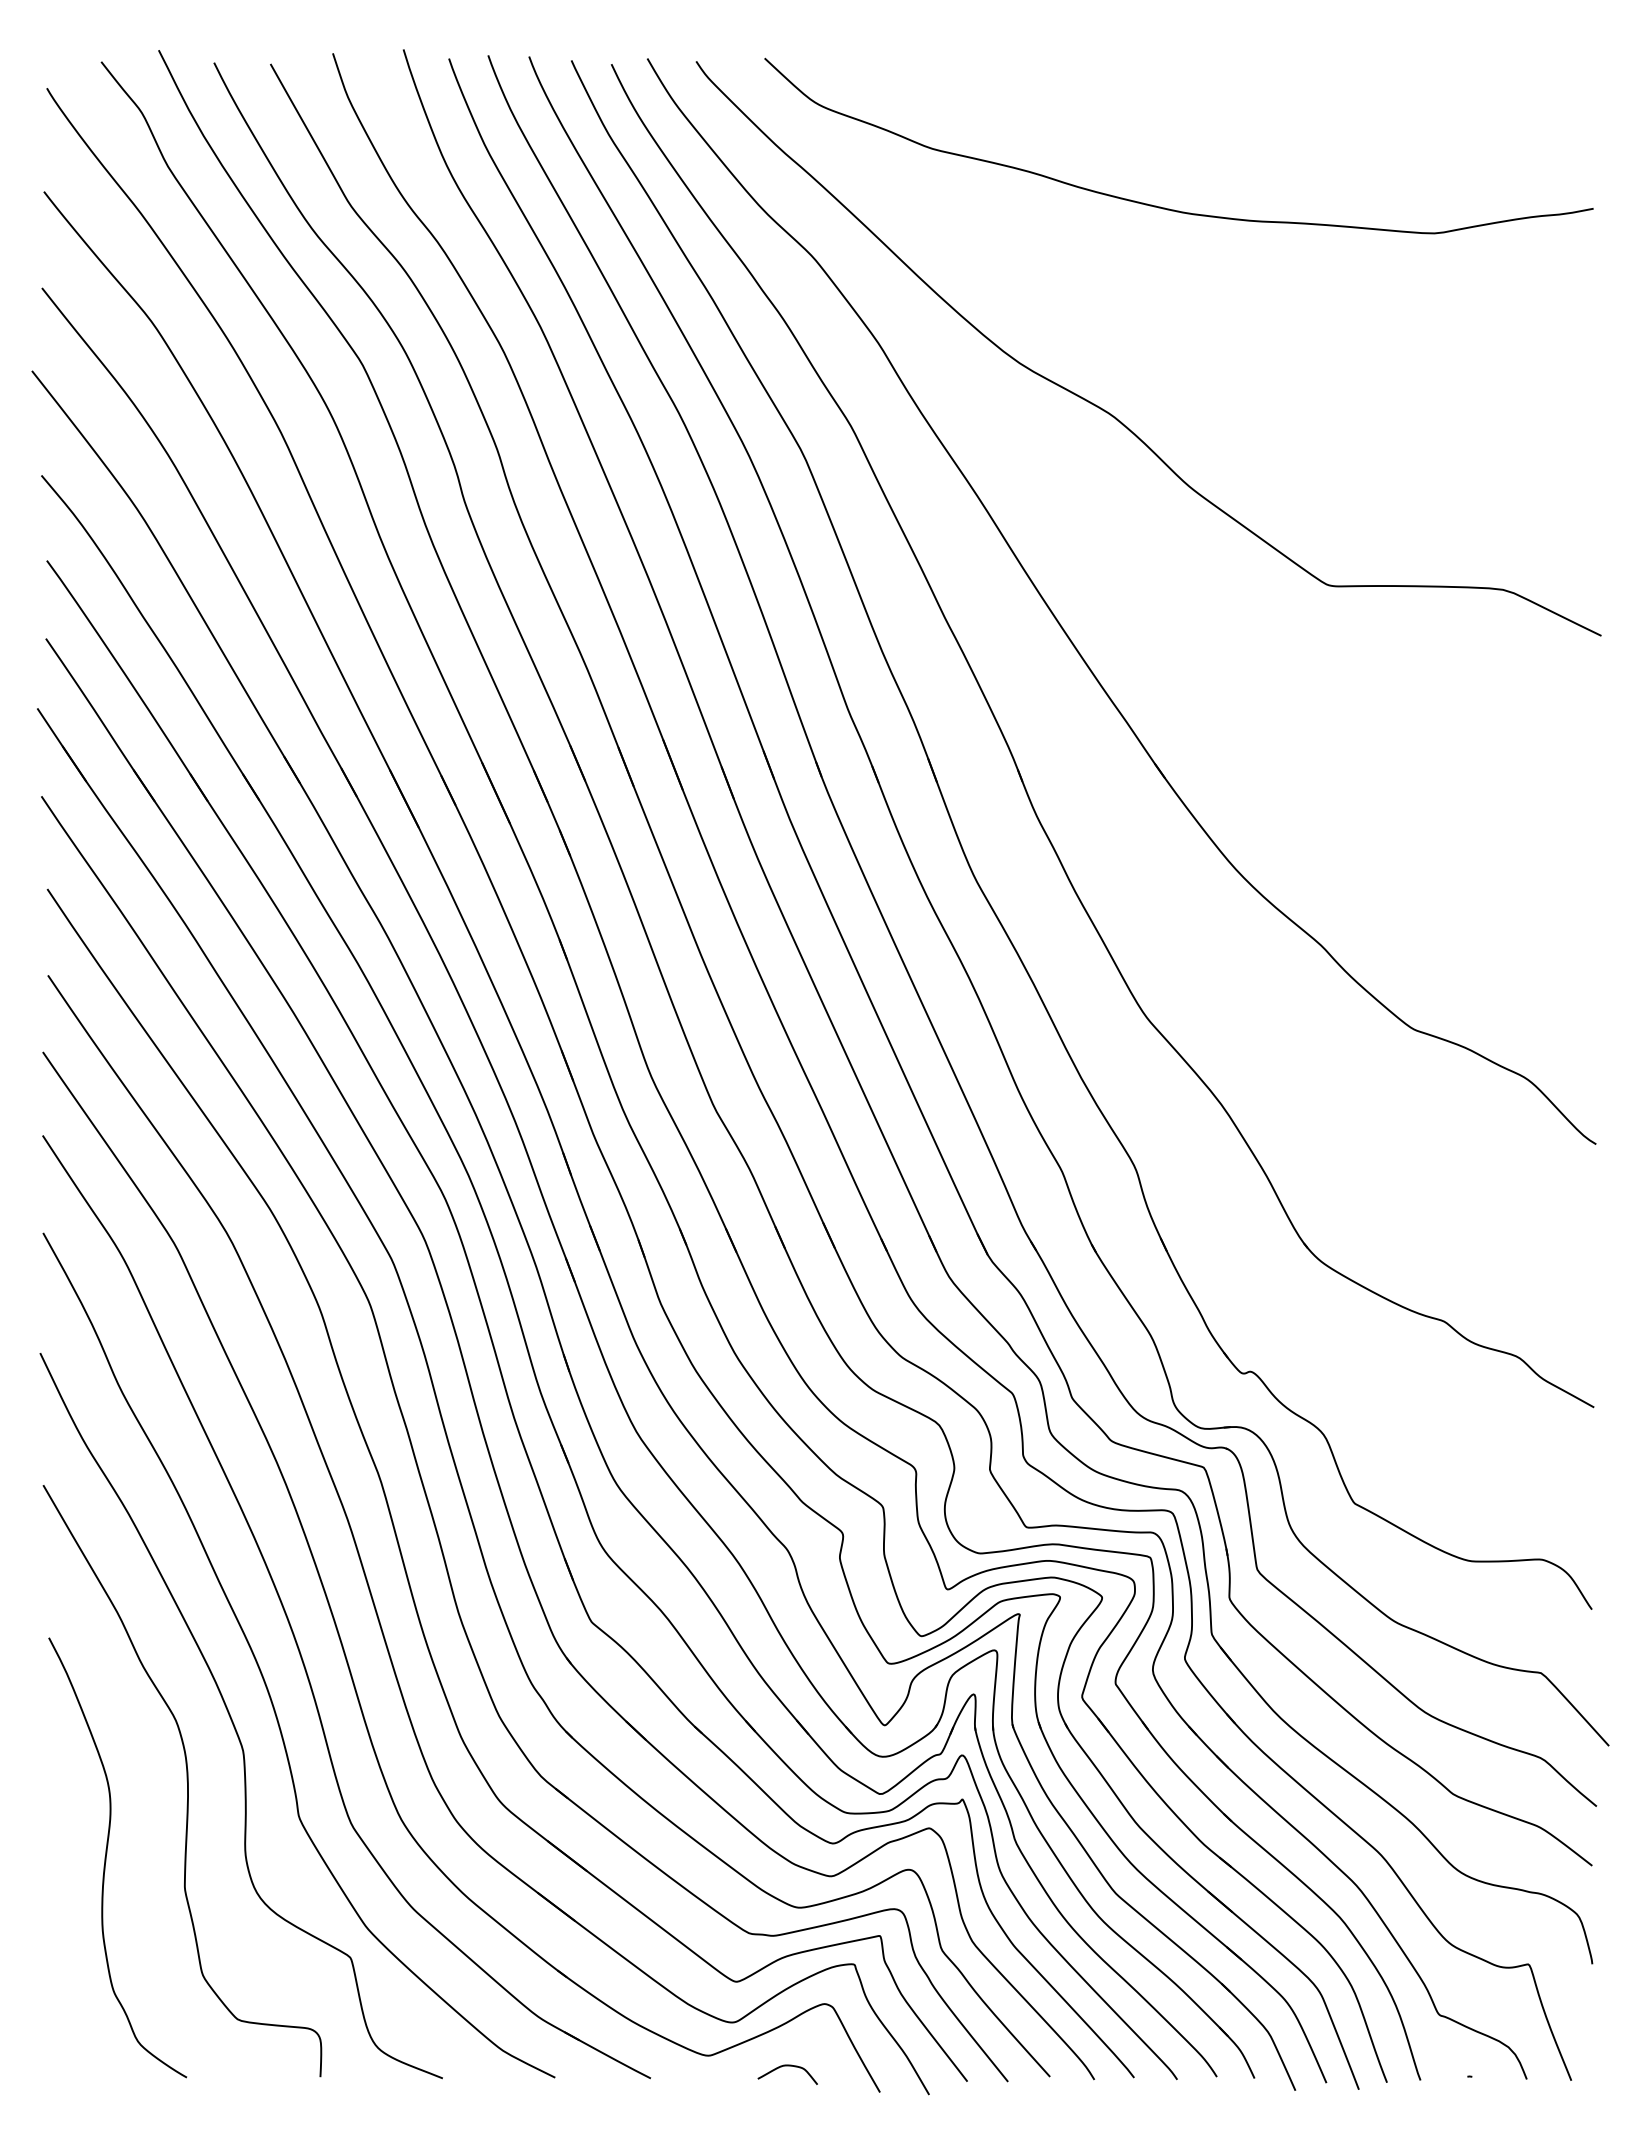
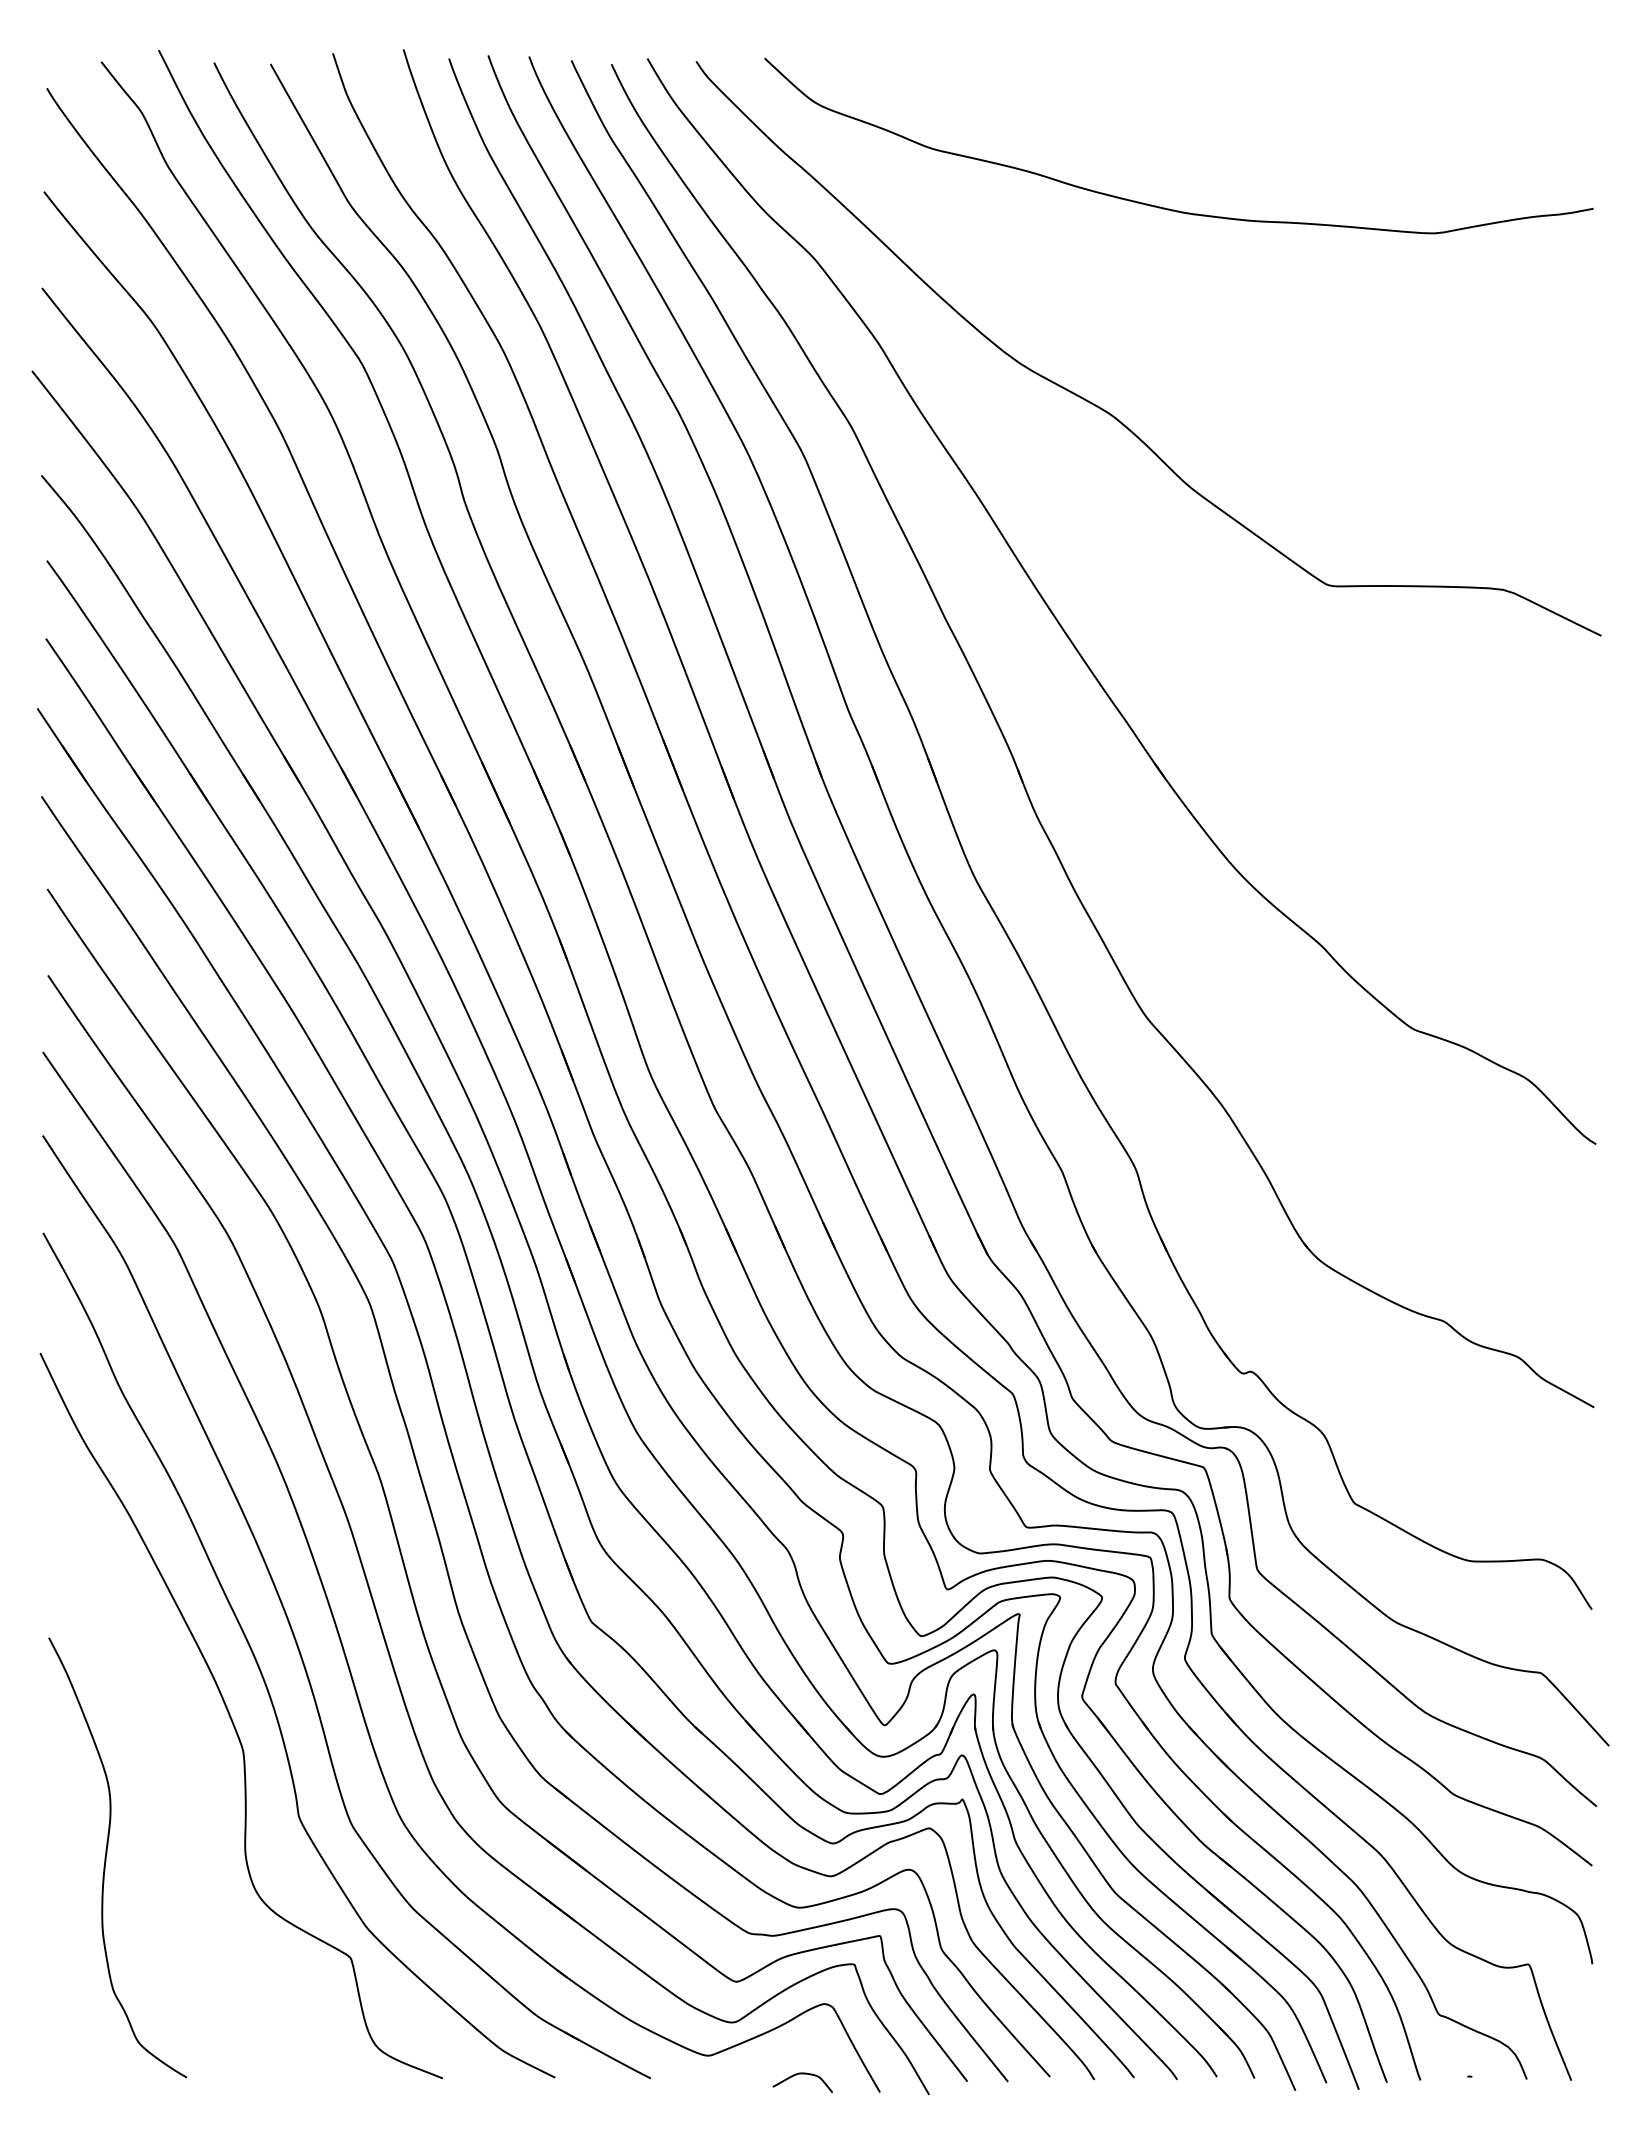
curve: present -> none (186, 1780)
curve position: (787, 2066) -> (802, 2074) (802, 2074)
